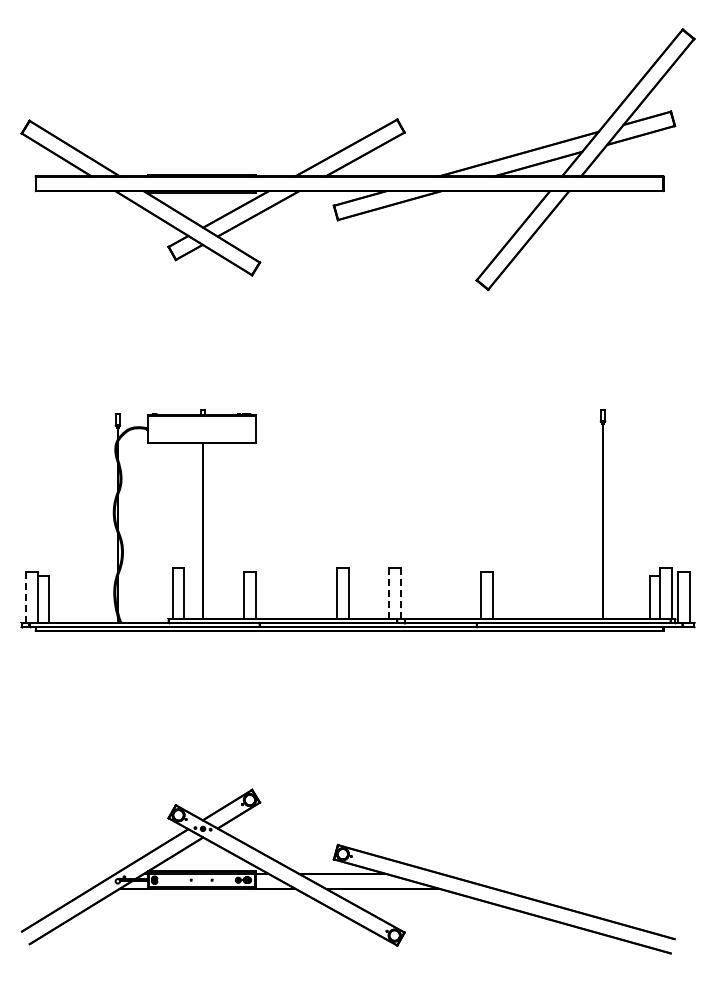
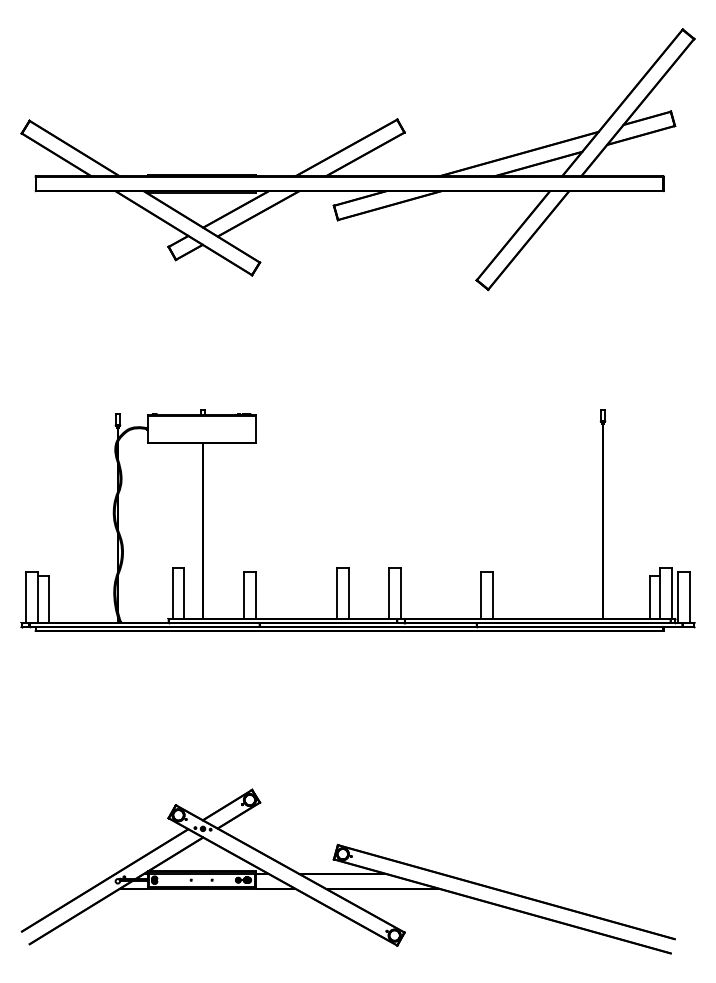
line: dashed -> solid (388, 593)
line: dashed -> solid (400, 593)
line: dashed -> solid (25, 597)
